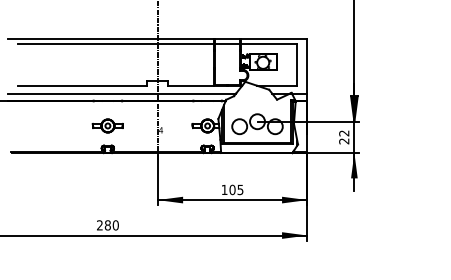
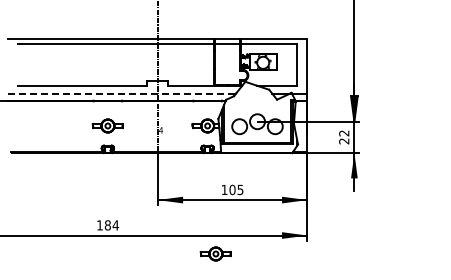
line: solid -> dashed (122, 93)
text: 280 -> 184 (108, 225)
part: none -> present (215, 253)
